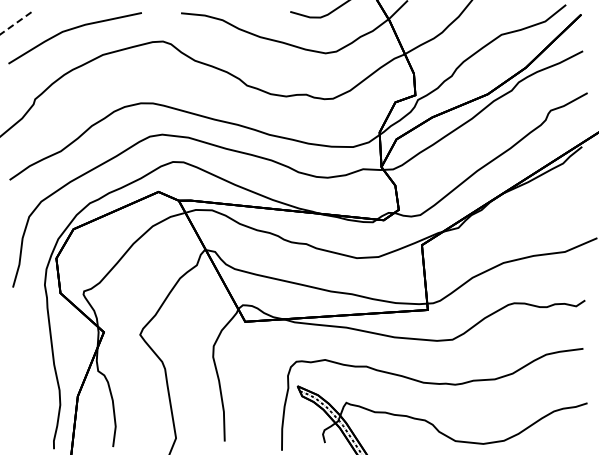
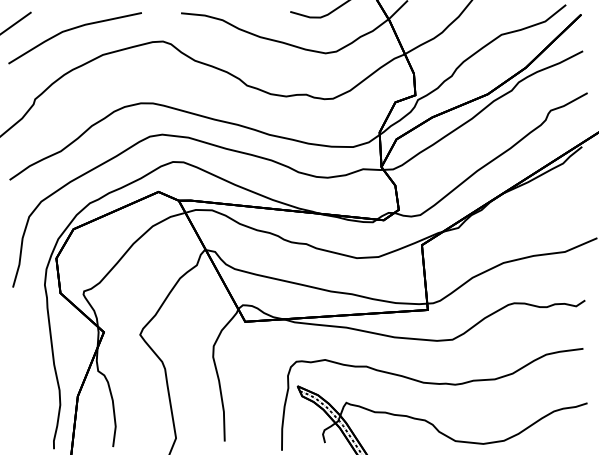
line: dashed -> solid (15, 23)
